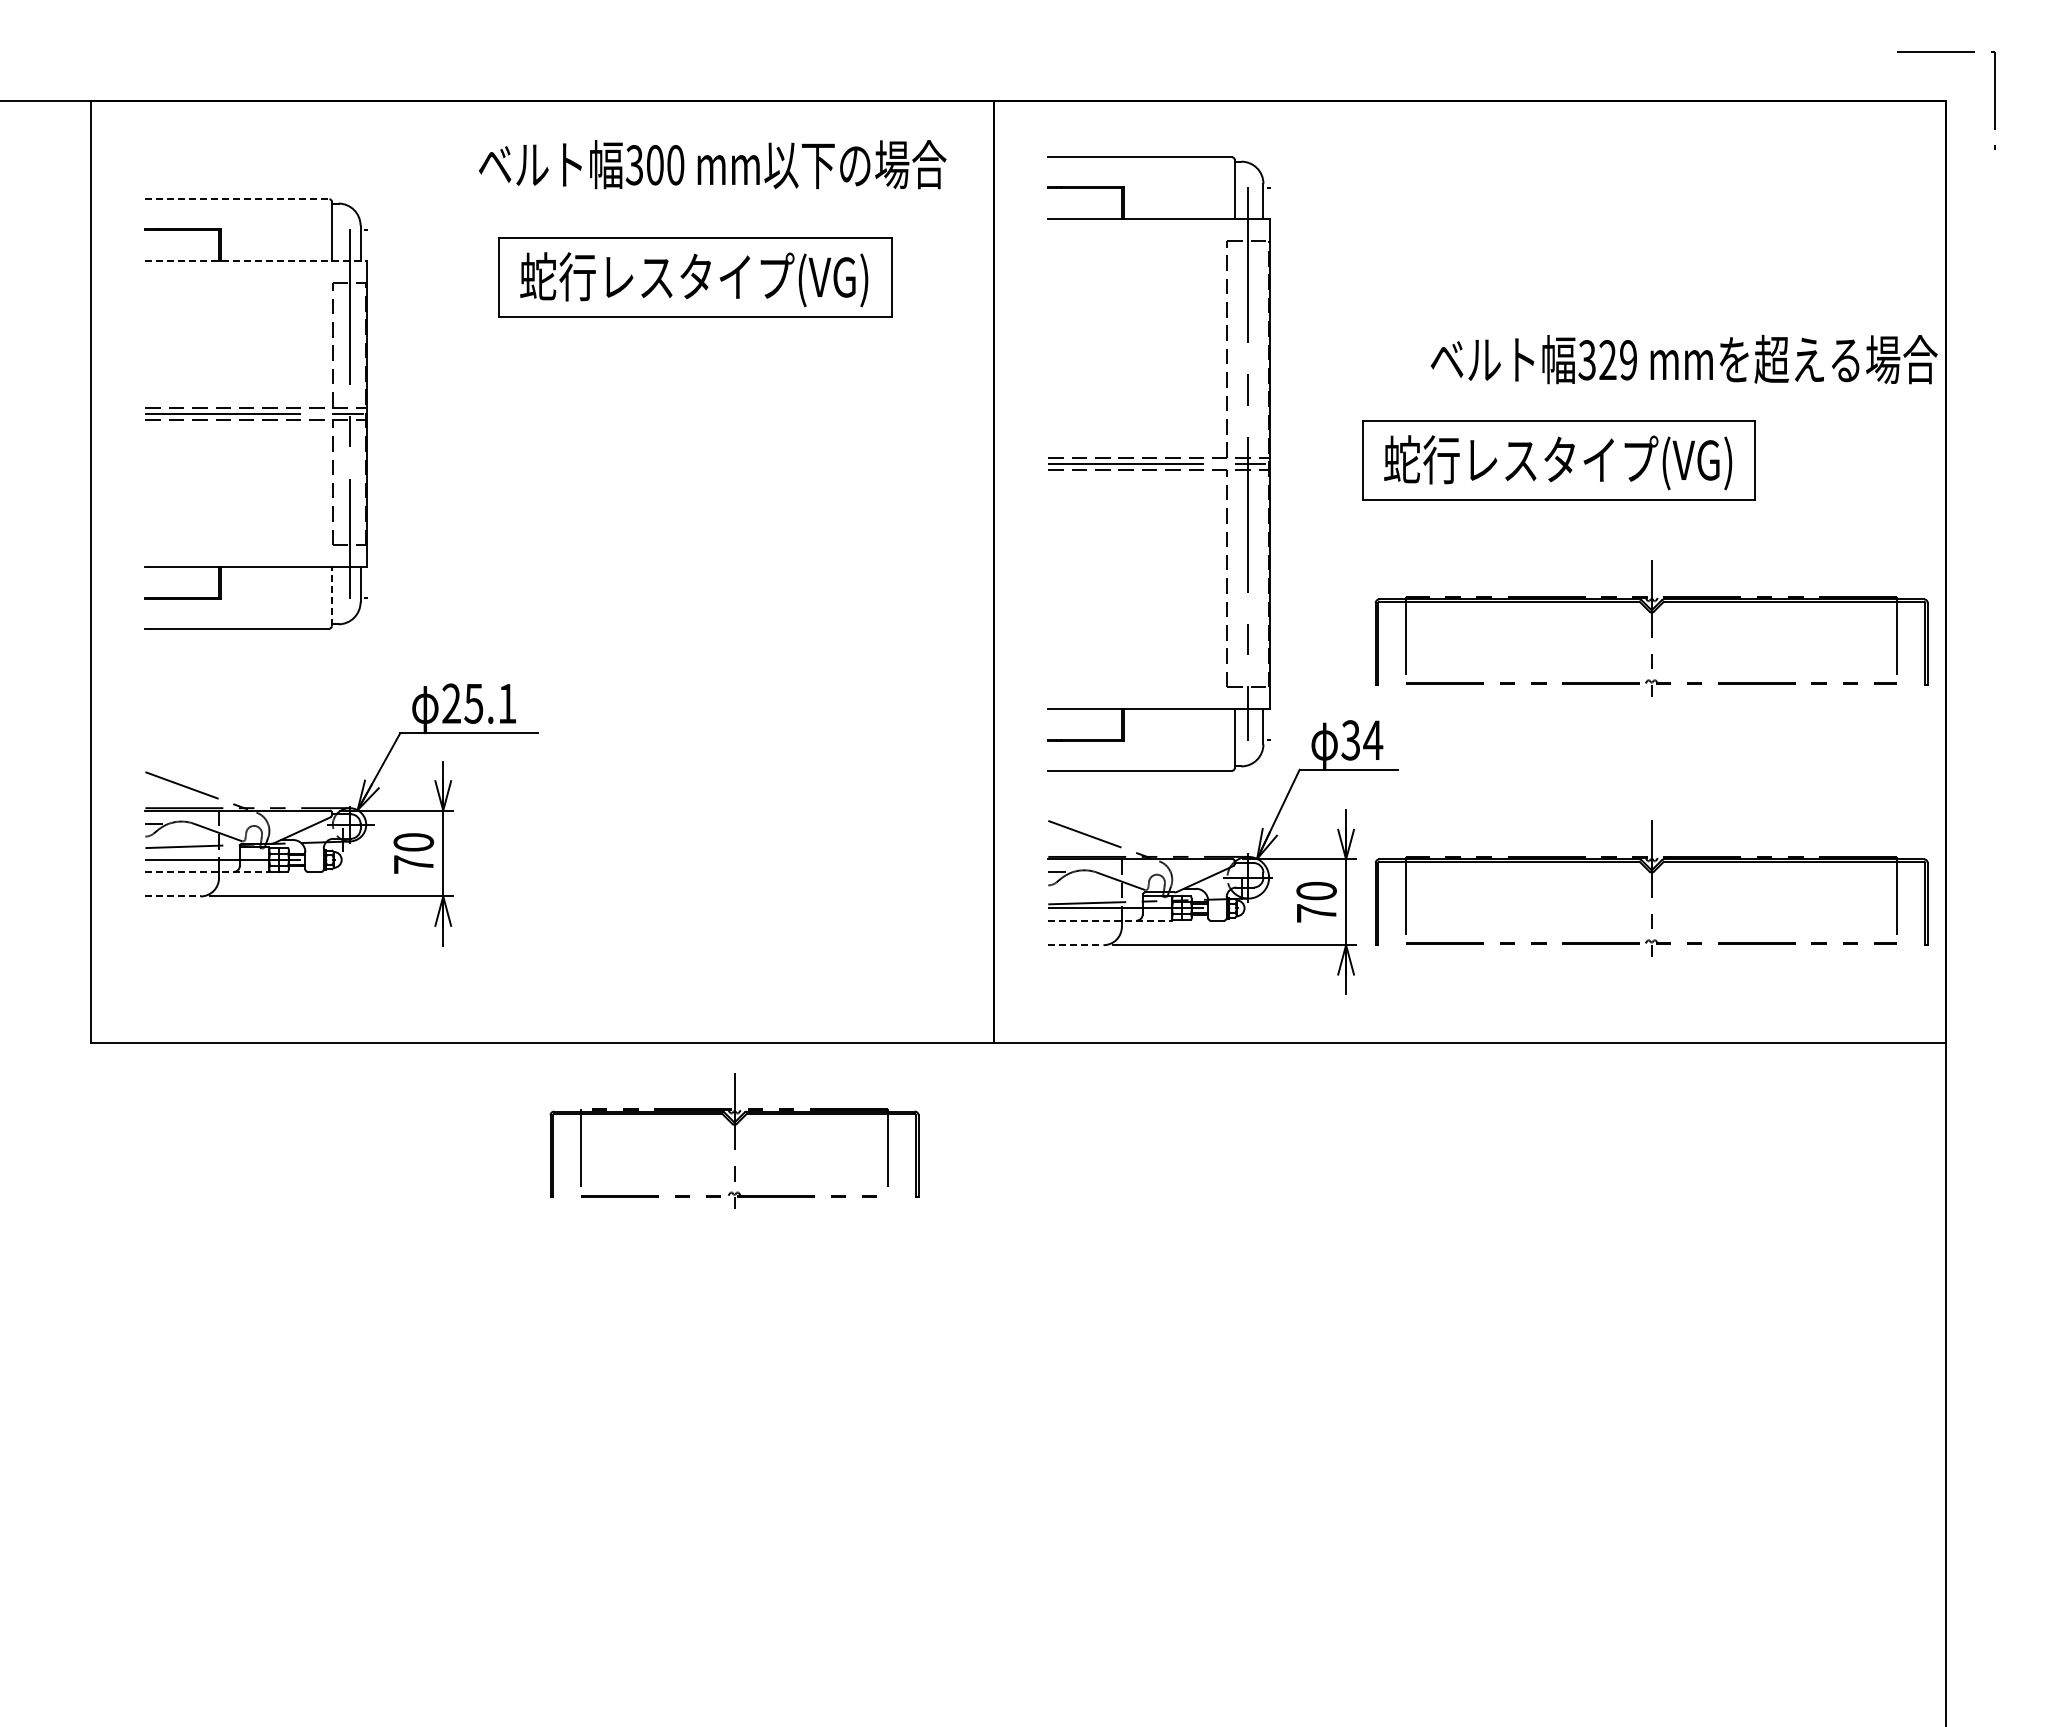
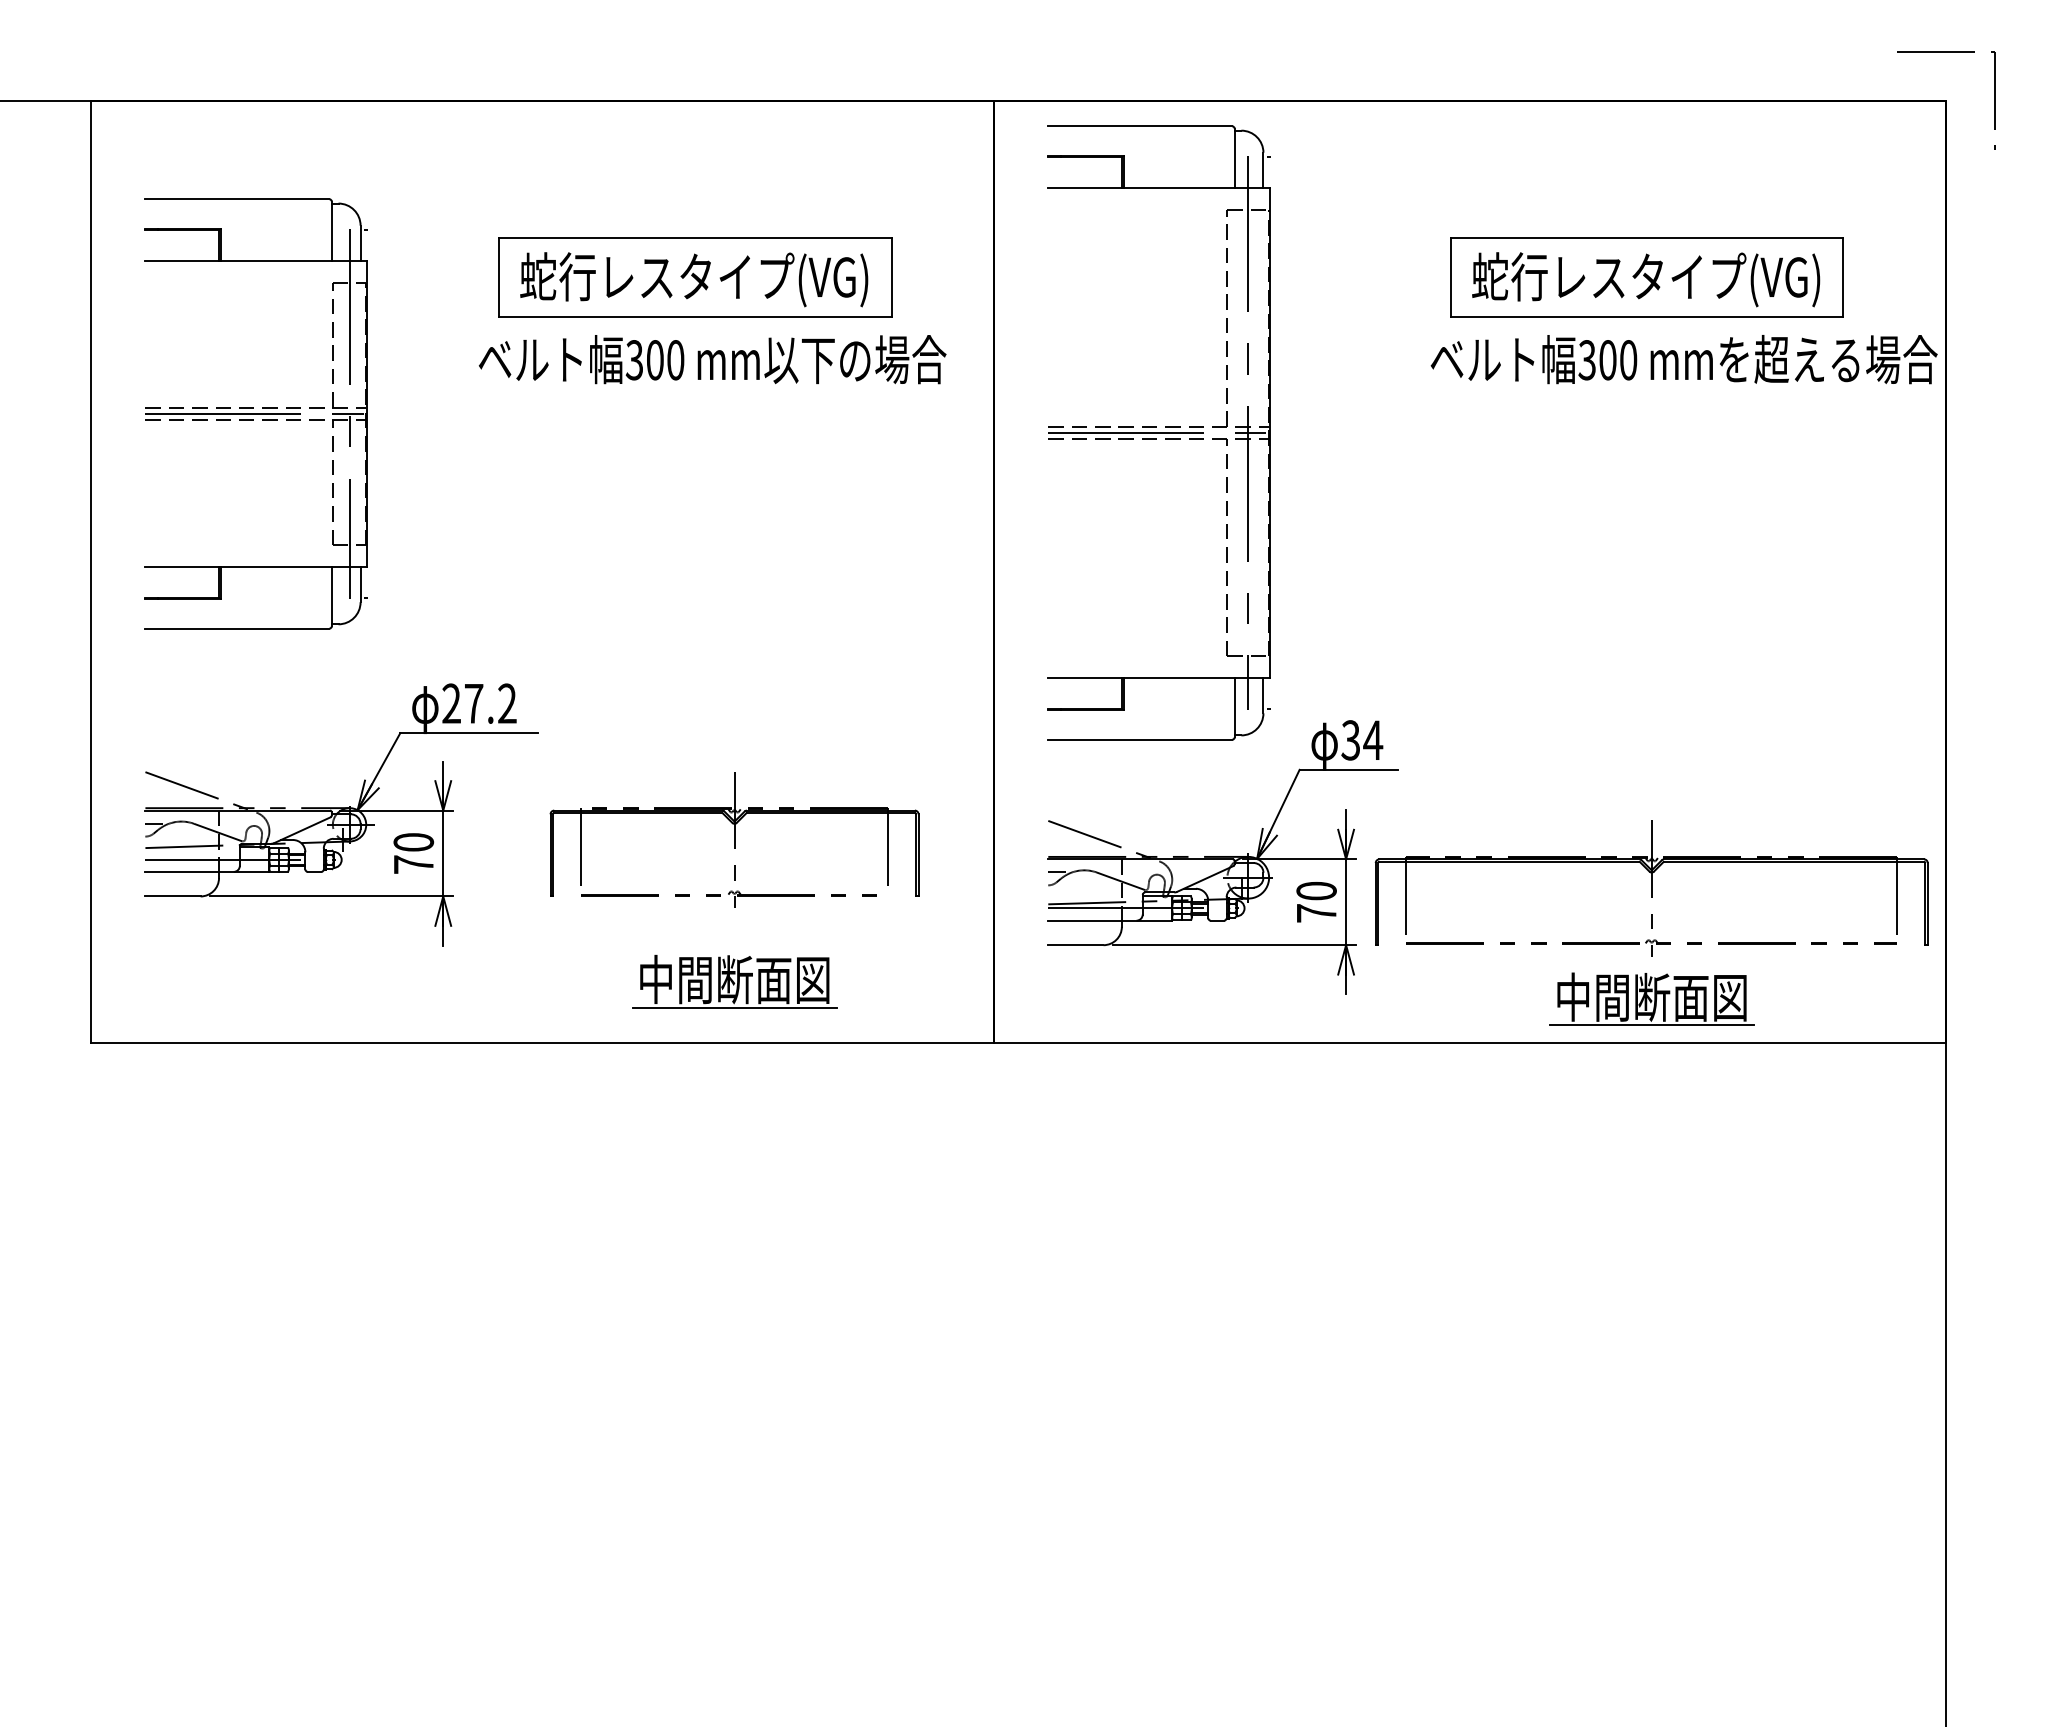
text position: (712, 164) -> (712, 359) (712, 359)
line: dashed -> solid (237, 199)
line: dashed -> solid (256, 260)
text: 329 -> 300 (1618, 360)
part position: (1558, 460) -> (1646, 277) (1646, 277)
part position: (1158, 463) -> (1158, 432) (1158, 432)
line: dashed -> solid (331, 596)
part: present -> none (1651, 628)
text: 25.1 -> 27.2 (490, 703)
line: dashed -> solid (207, 871)
line: dashed -> solid (173, 896)
line: dashed -> solid (1110, 920)
line: dashed -> solid (1075, 945)
part: none -> present (734, 981)
part: none -> present (1651, 998)
part position: (734, 1140) -> (734, 839) (734, 839)
